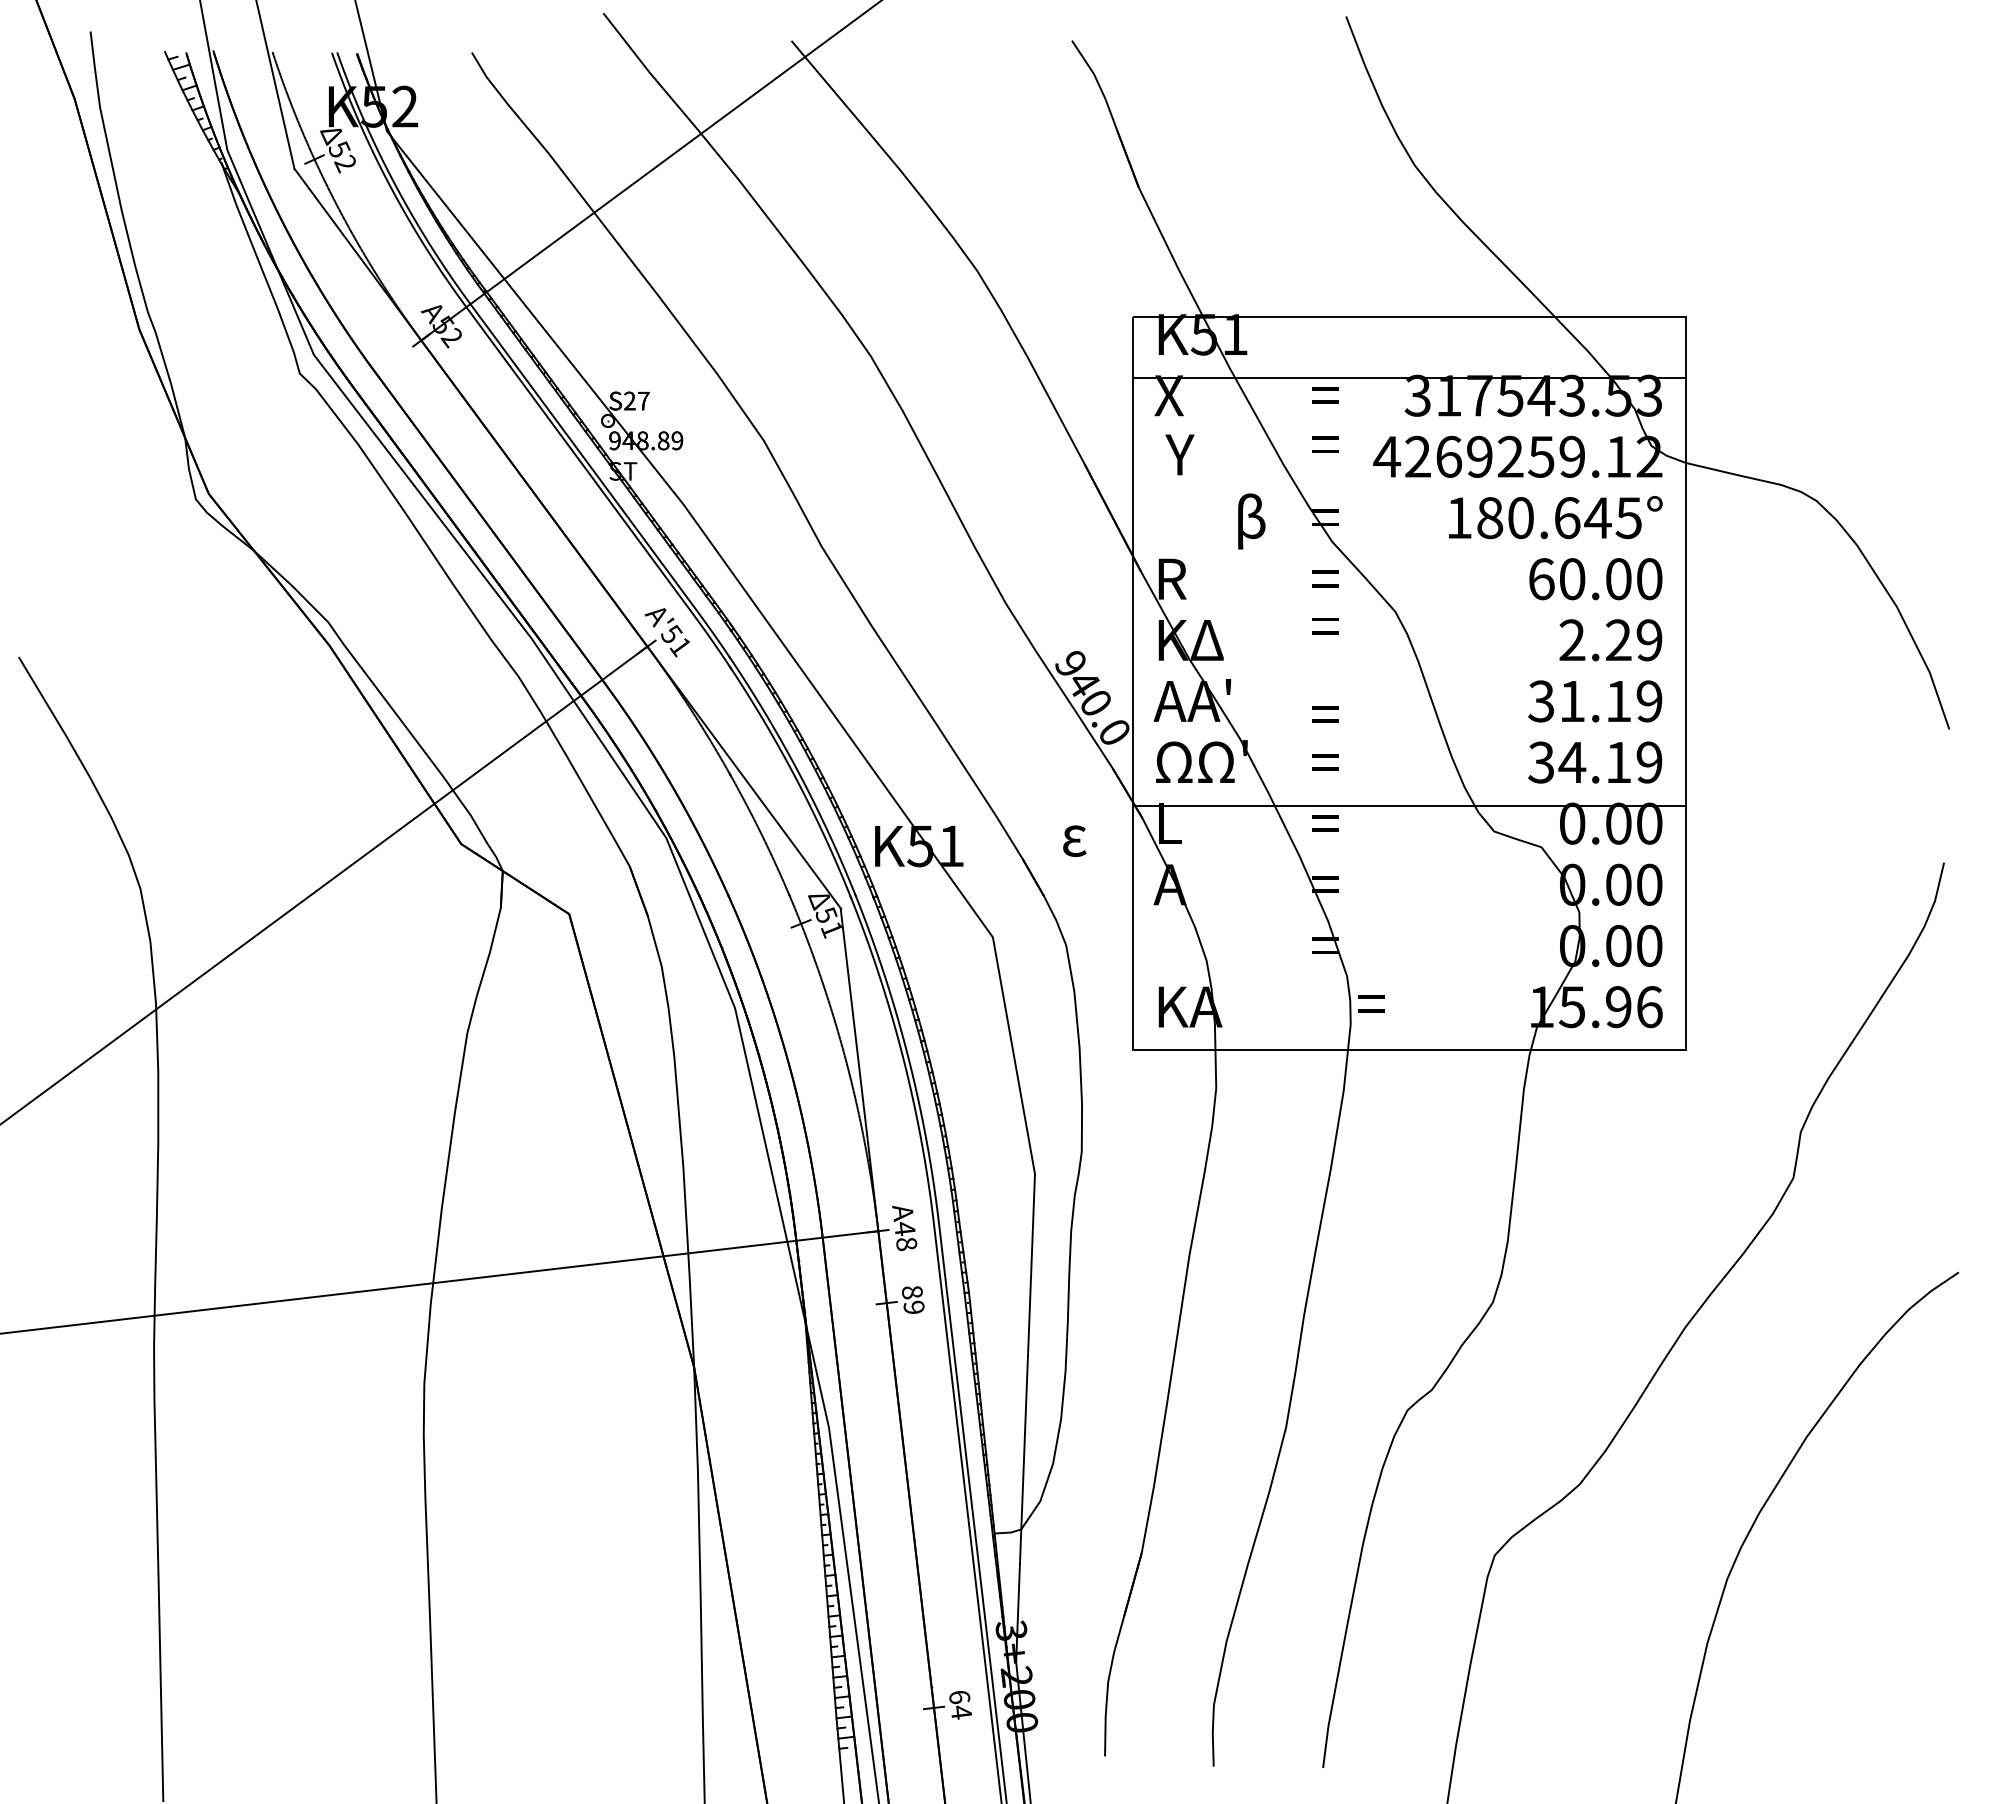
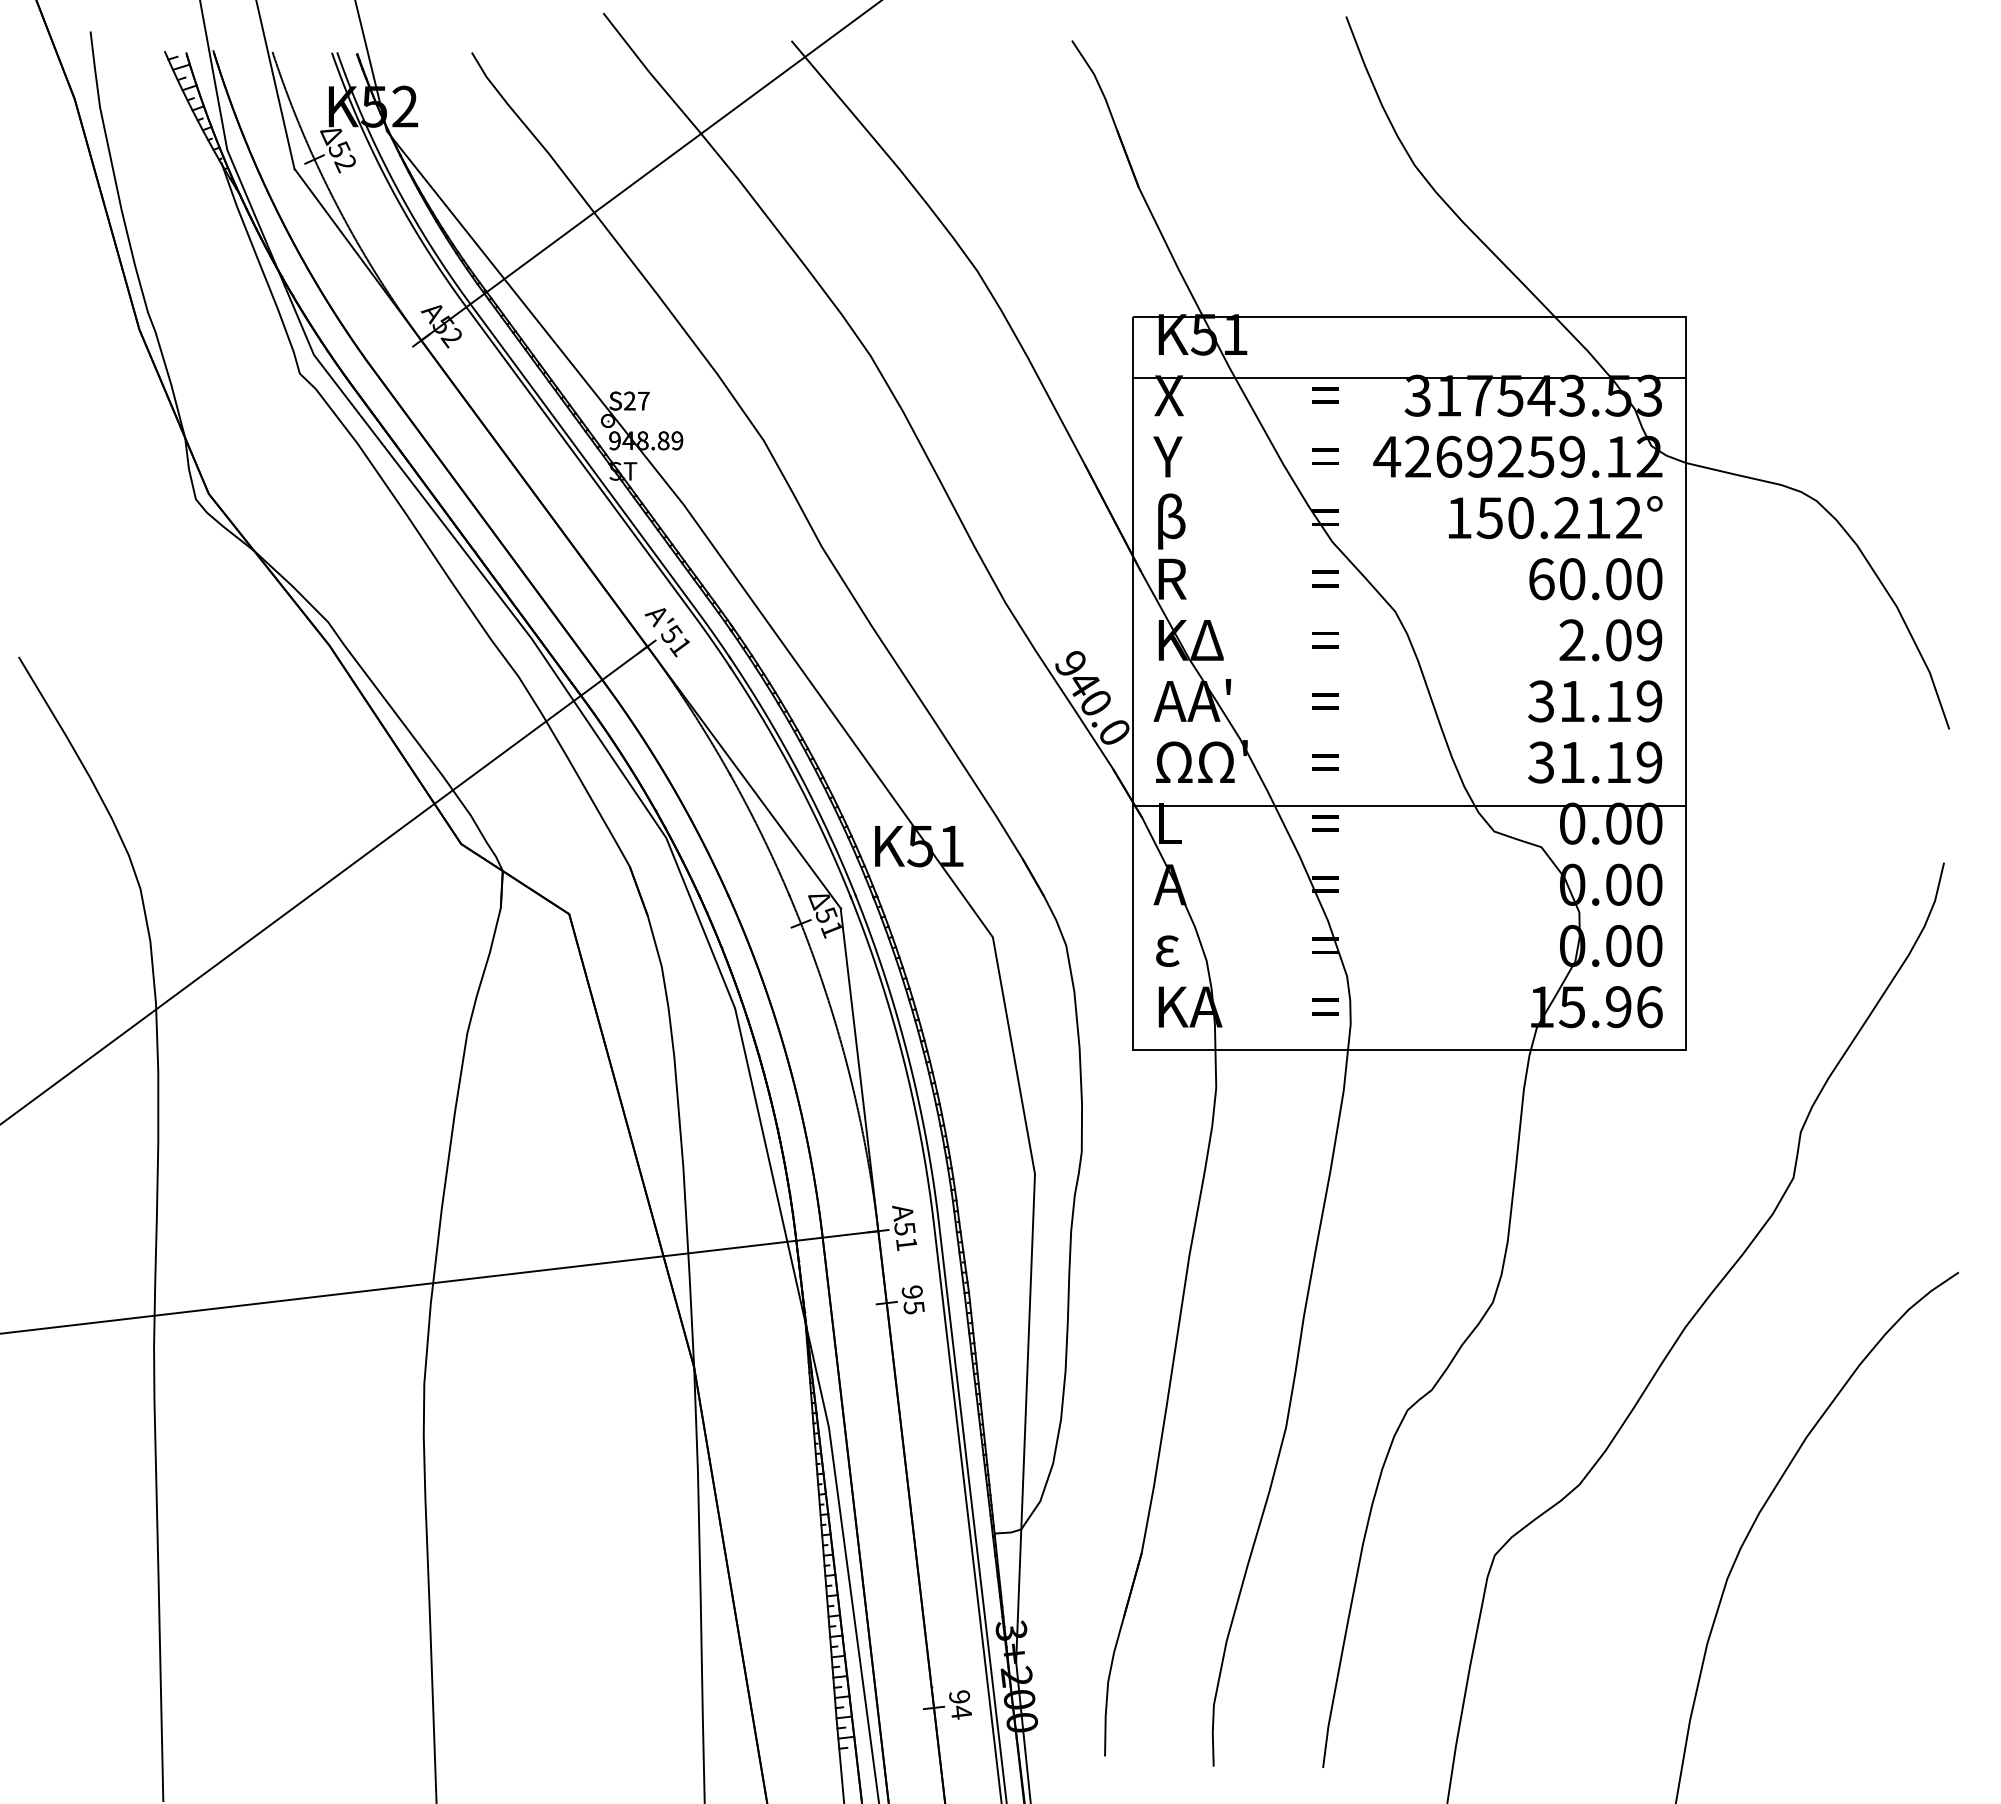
text position: (1325, 444) -> (1325, 456) (1325, 456)
text position: (1179, 454) -> (1167, 456) (1167, 456)
text: 180.645° -> 150.212° (1558, 518)
text position: (1251, 521) -> (1171, 521) (1171, 521)
text position: (1325, 626) -> (1325, 640) (1325, 640)
text: 2.29 -> 2.09 (1618, 640)
text position: (1325, 714) -> (1325, 701) (1325, 701)
text: 34.19 -> 31.19 (1572, 762)
text position: (1074, 840) -> (1167, 950) (1167, 950)
text position: (1371, 1003) -> (1325, 1006) (1325, 1006)
text: 48 -> 51 (905, 1236)
text: 89 -> 95 (912, 1299)
text: 64 -> 94 (959, 1697)
